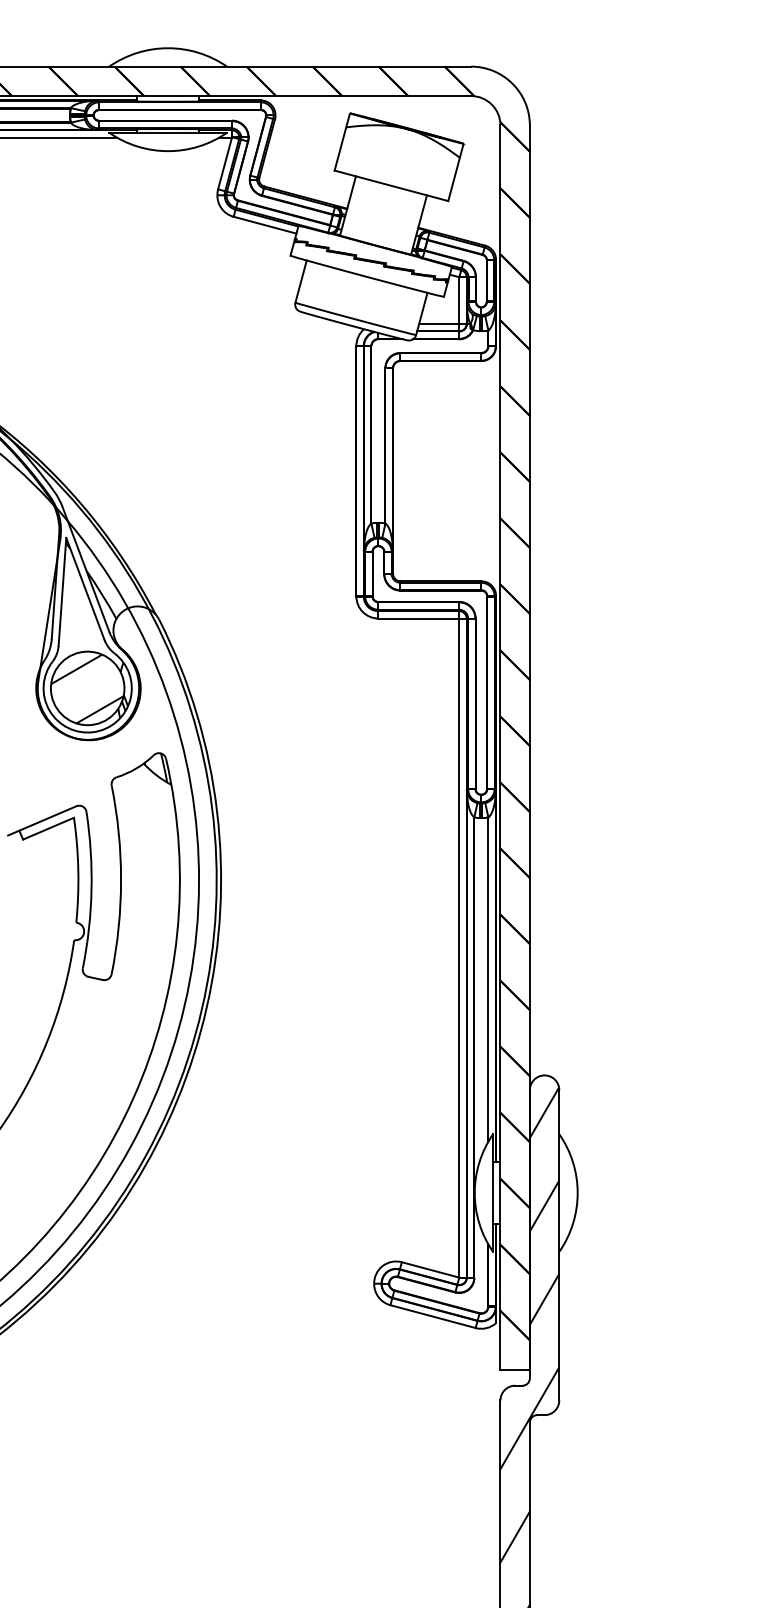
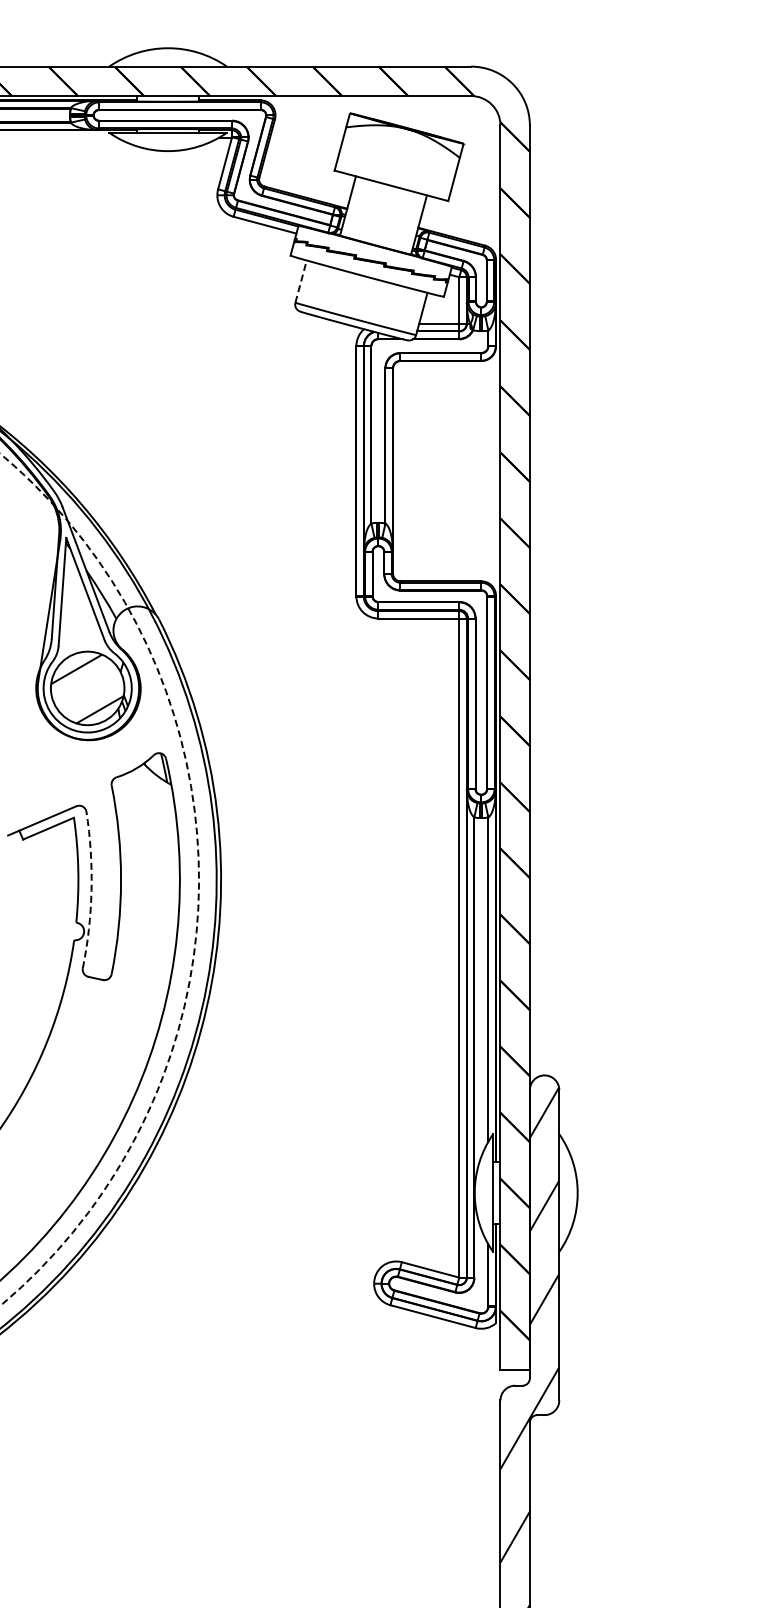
line: present -> none (59, 137)
line: solid -> dashed (301, 281)
arc: solid -> dashed (198, 879)
arc: solid -> dashed (91, 890)
